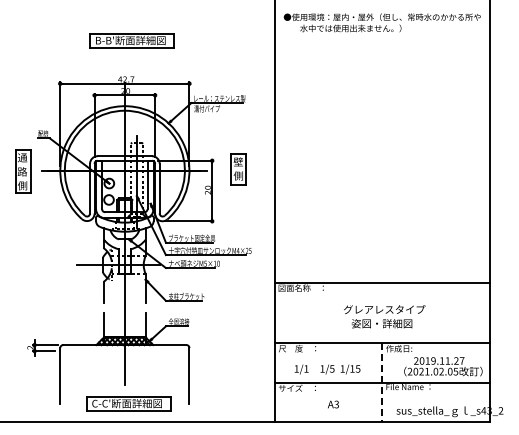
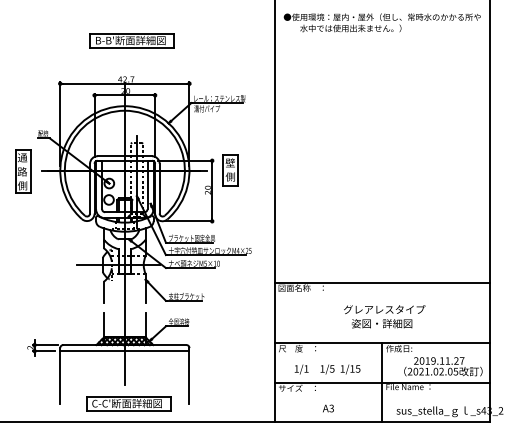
part position: (238, 169) -> (230, 170) (230, 170)
line: none -> present (124, 351)
line: dashed -> solid (382, 383)
text position: (333, 404) -> (328, 408) (328, 408)
